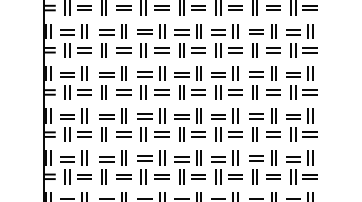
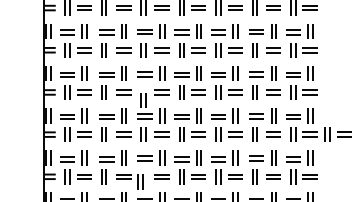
part position: (143, 92) -> (143, 100) (143, 100)
part: none -> present (337, 134)
part position: (143, 176) -> (140, 181) (140, 181)
